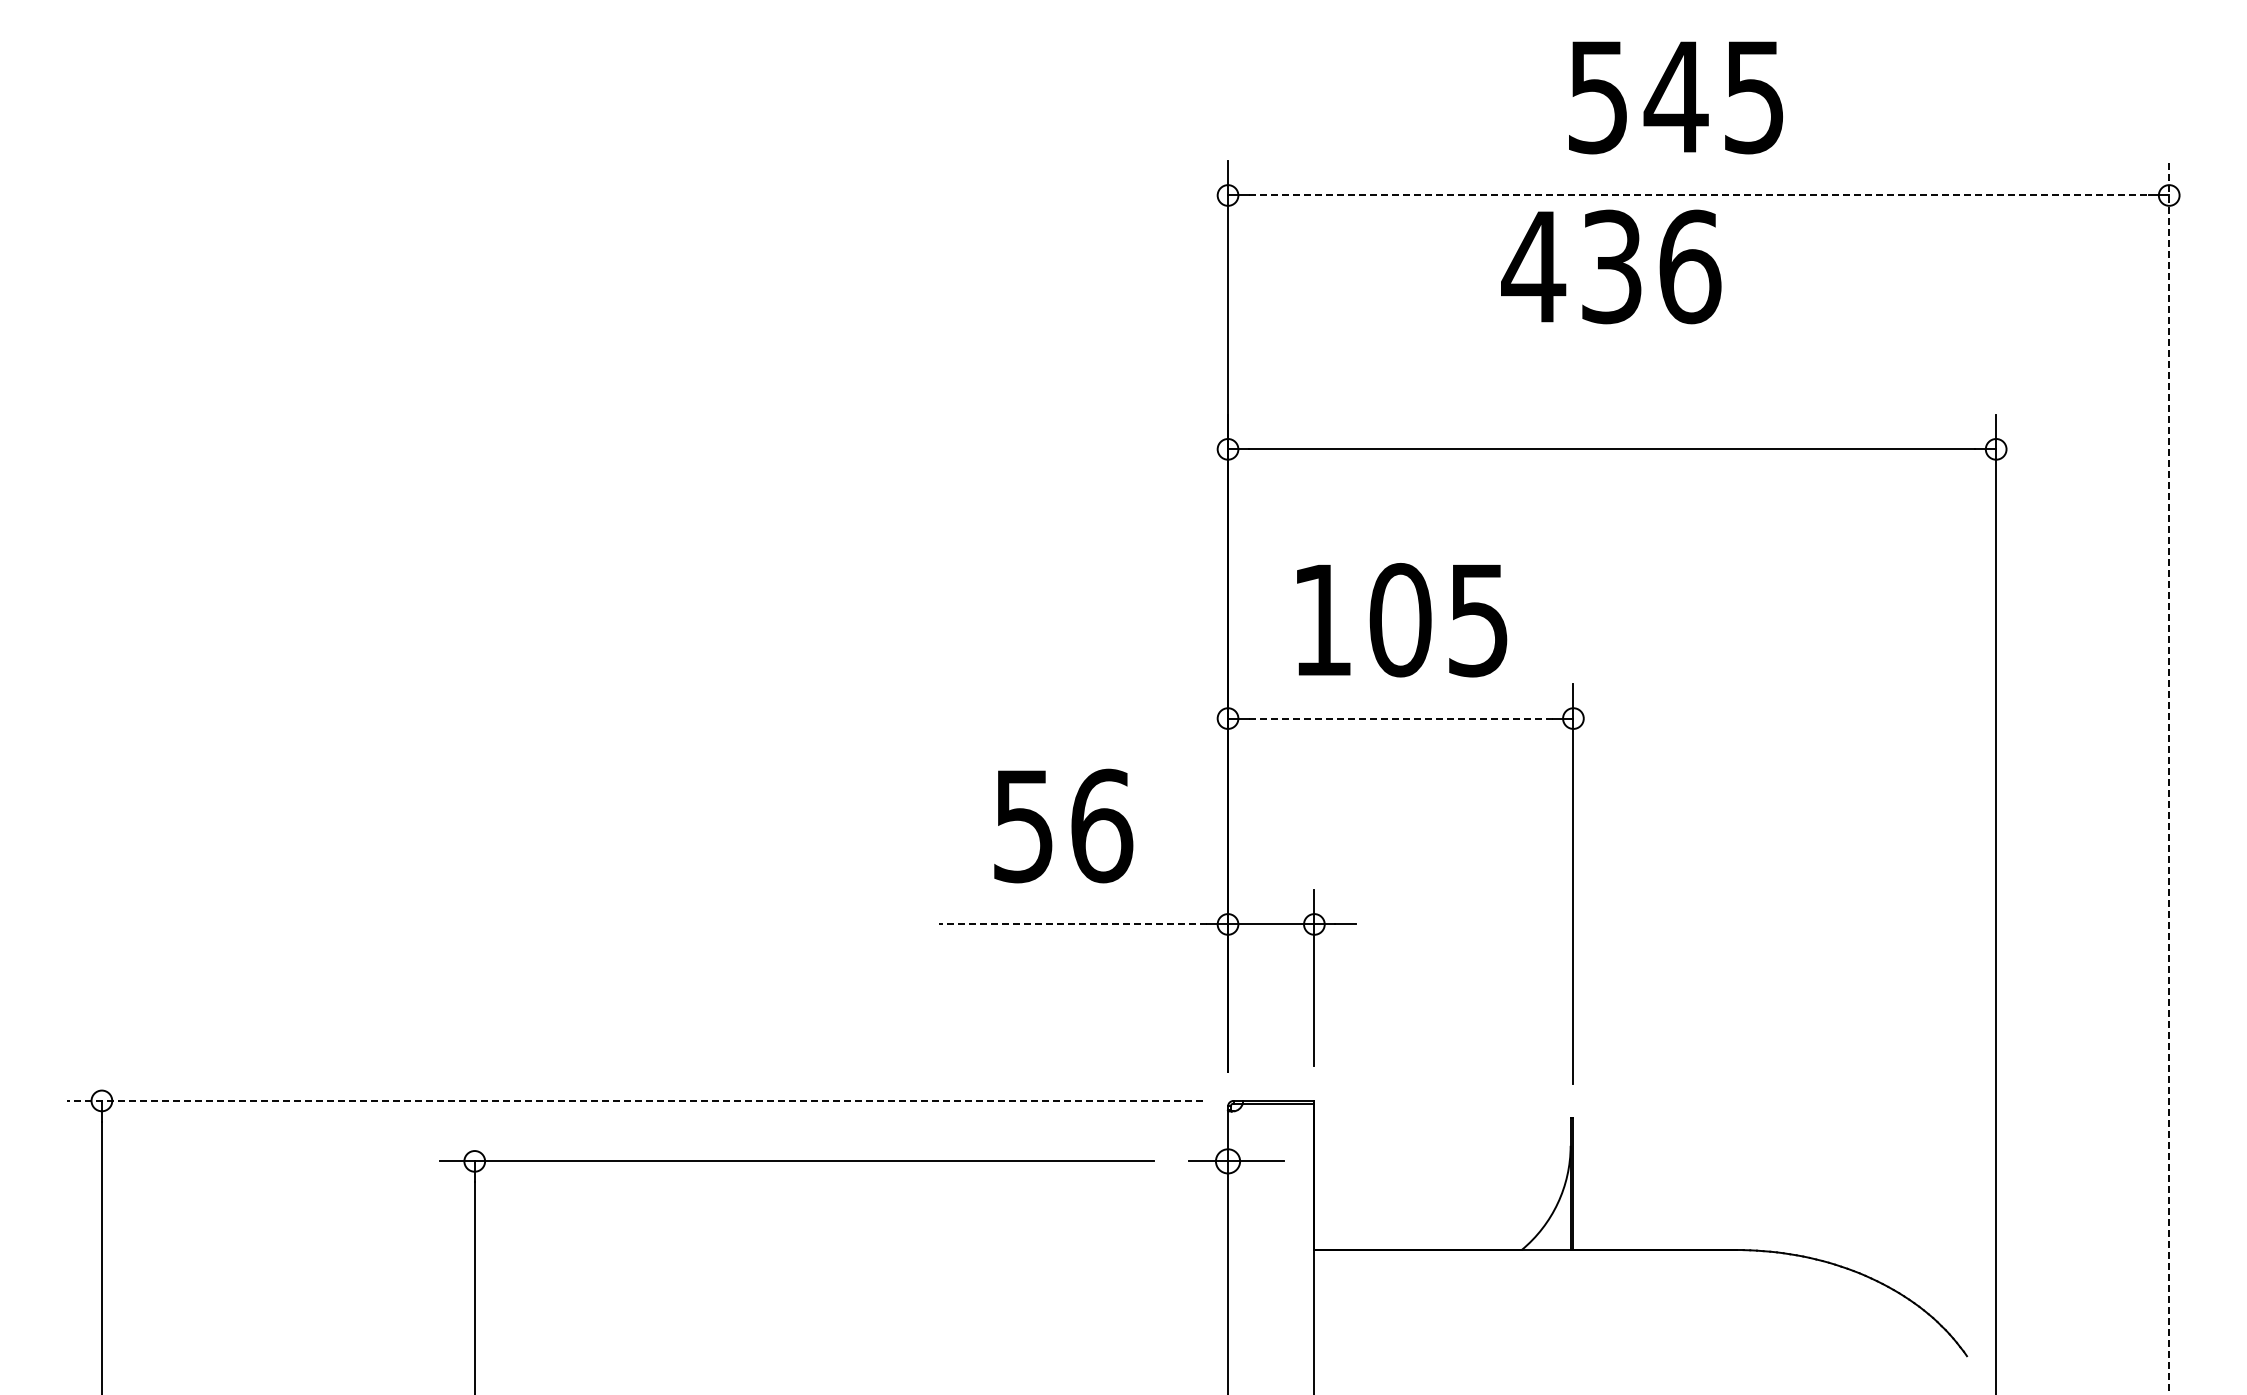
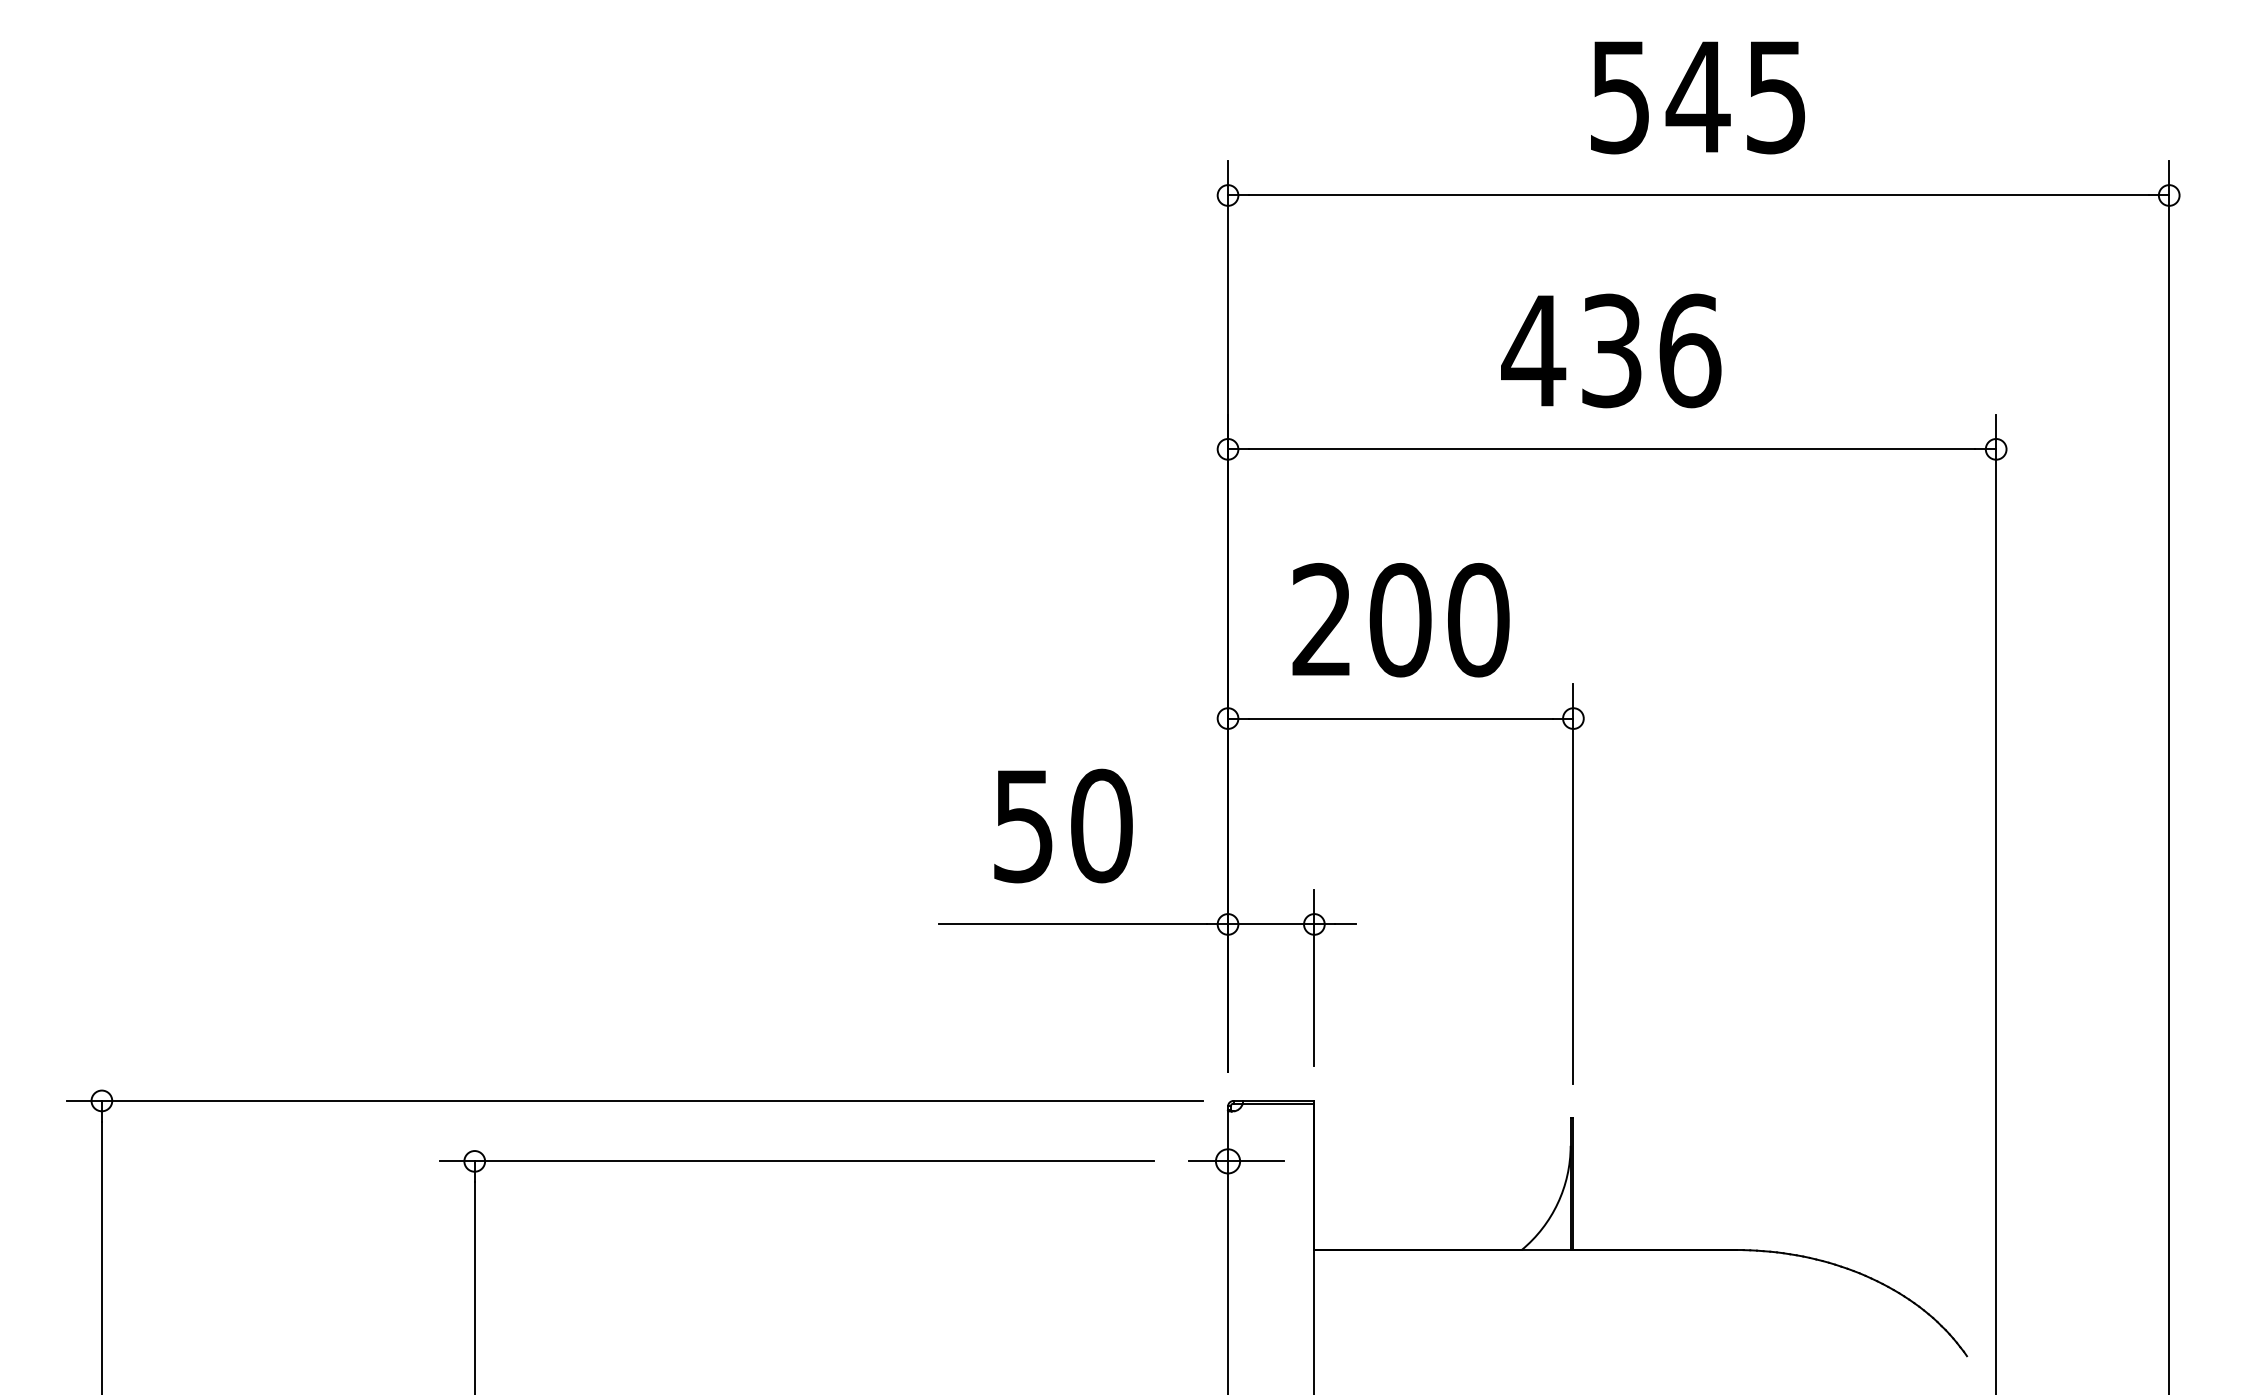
text position: (1675, 97) -> (1697, 97) (1697, 97)
line: dashed -> solid (1698, 195)
text position: (1611, 266) -> (1611, 350) (1611, 350)
text: 105 -> 200 (1400, 619)
line: dashed -> solid (1400, 718)
line: dashed -> solid (2169, 777)
text: 56 -> 50 (1102, 825)
line: dashed -> solid (1072, 924)
line: dashed -> solid (635, 1100)
